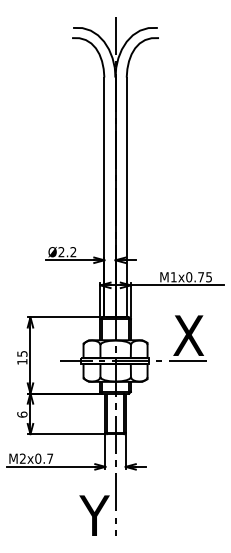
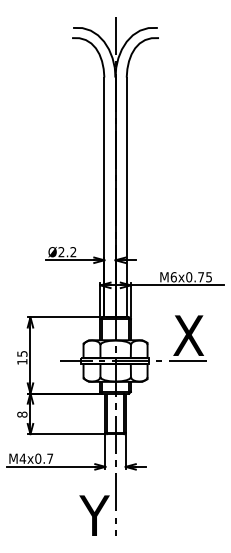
text: M1x0.75 -> M6x0.75 (173, 277)
text: 6 -> 8 (22, 414)
text: M2x0.7 -> M4x0.7 (22, 458)
